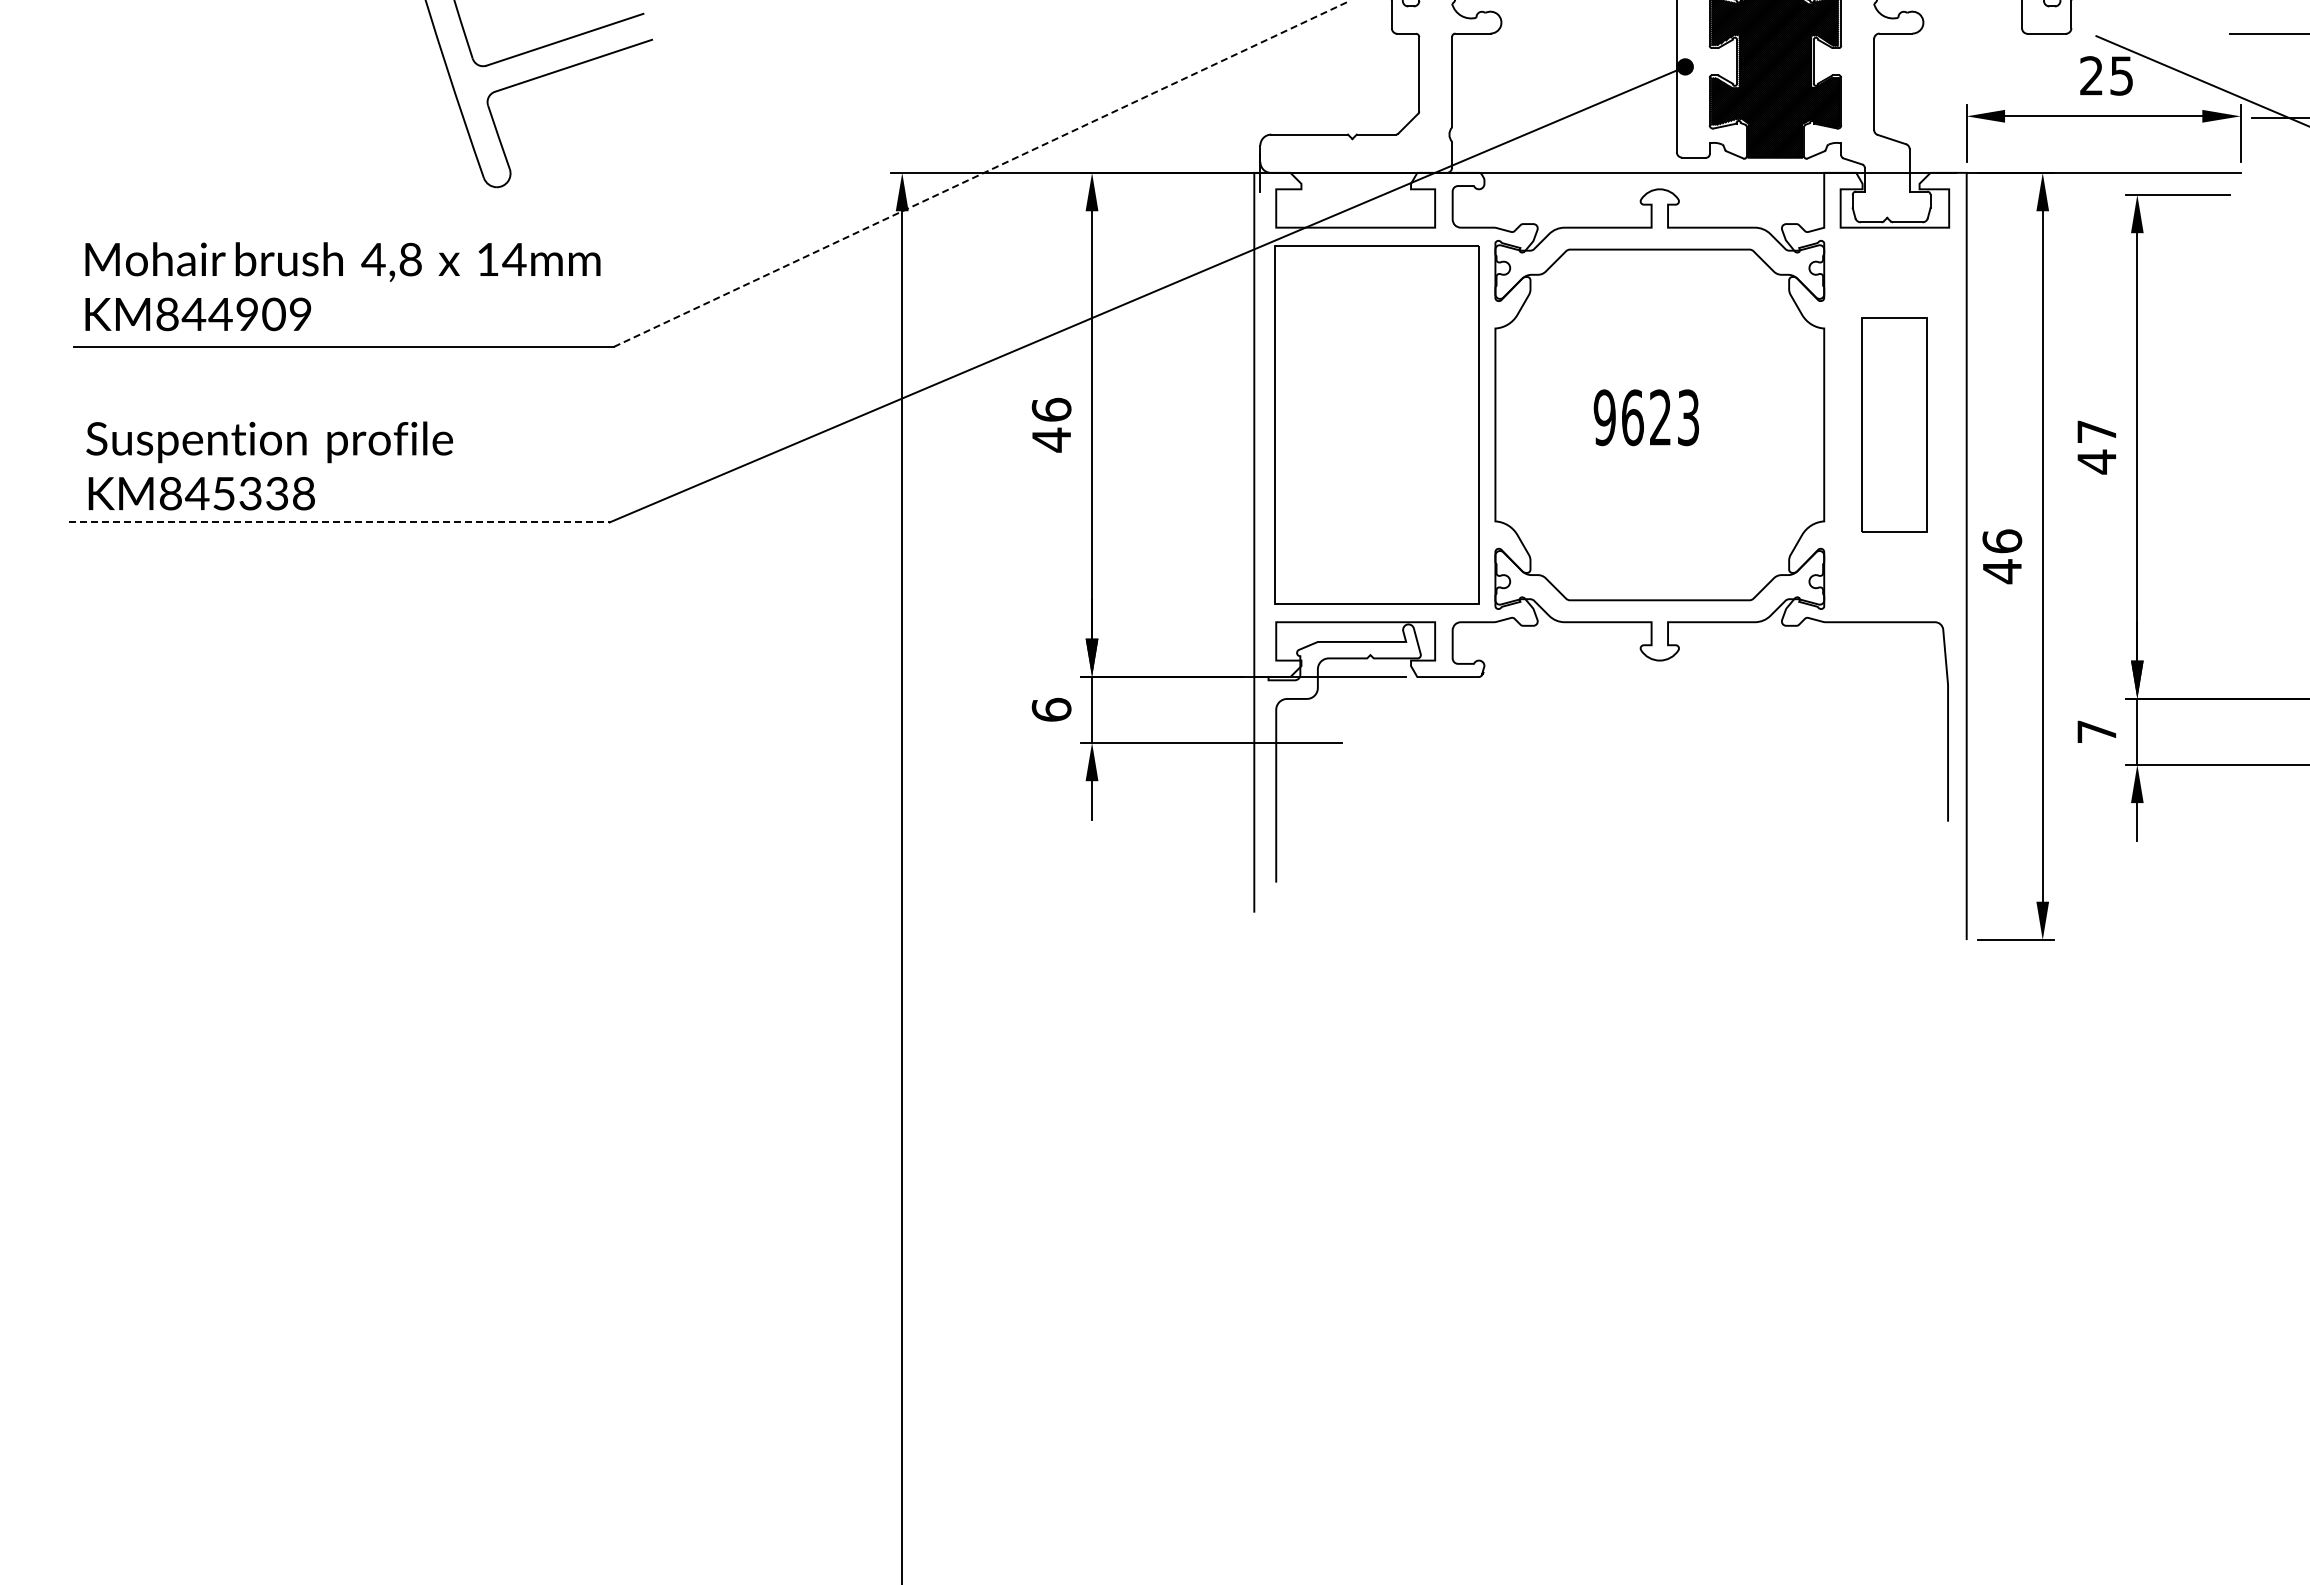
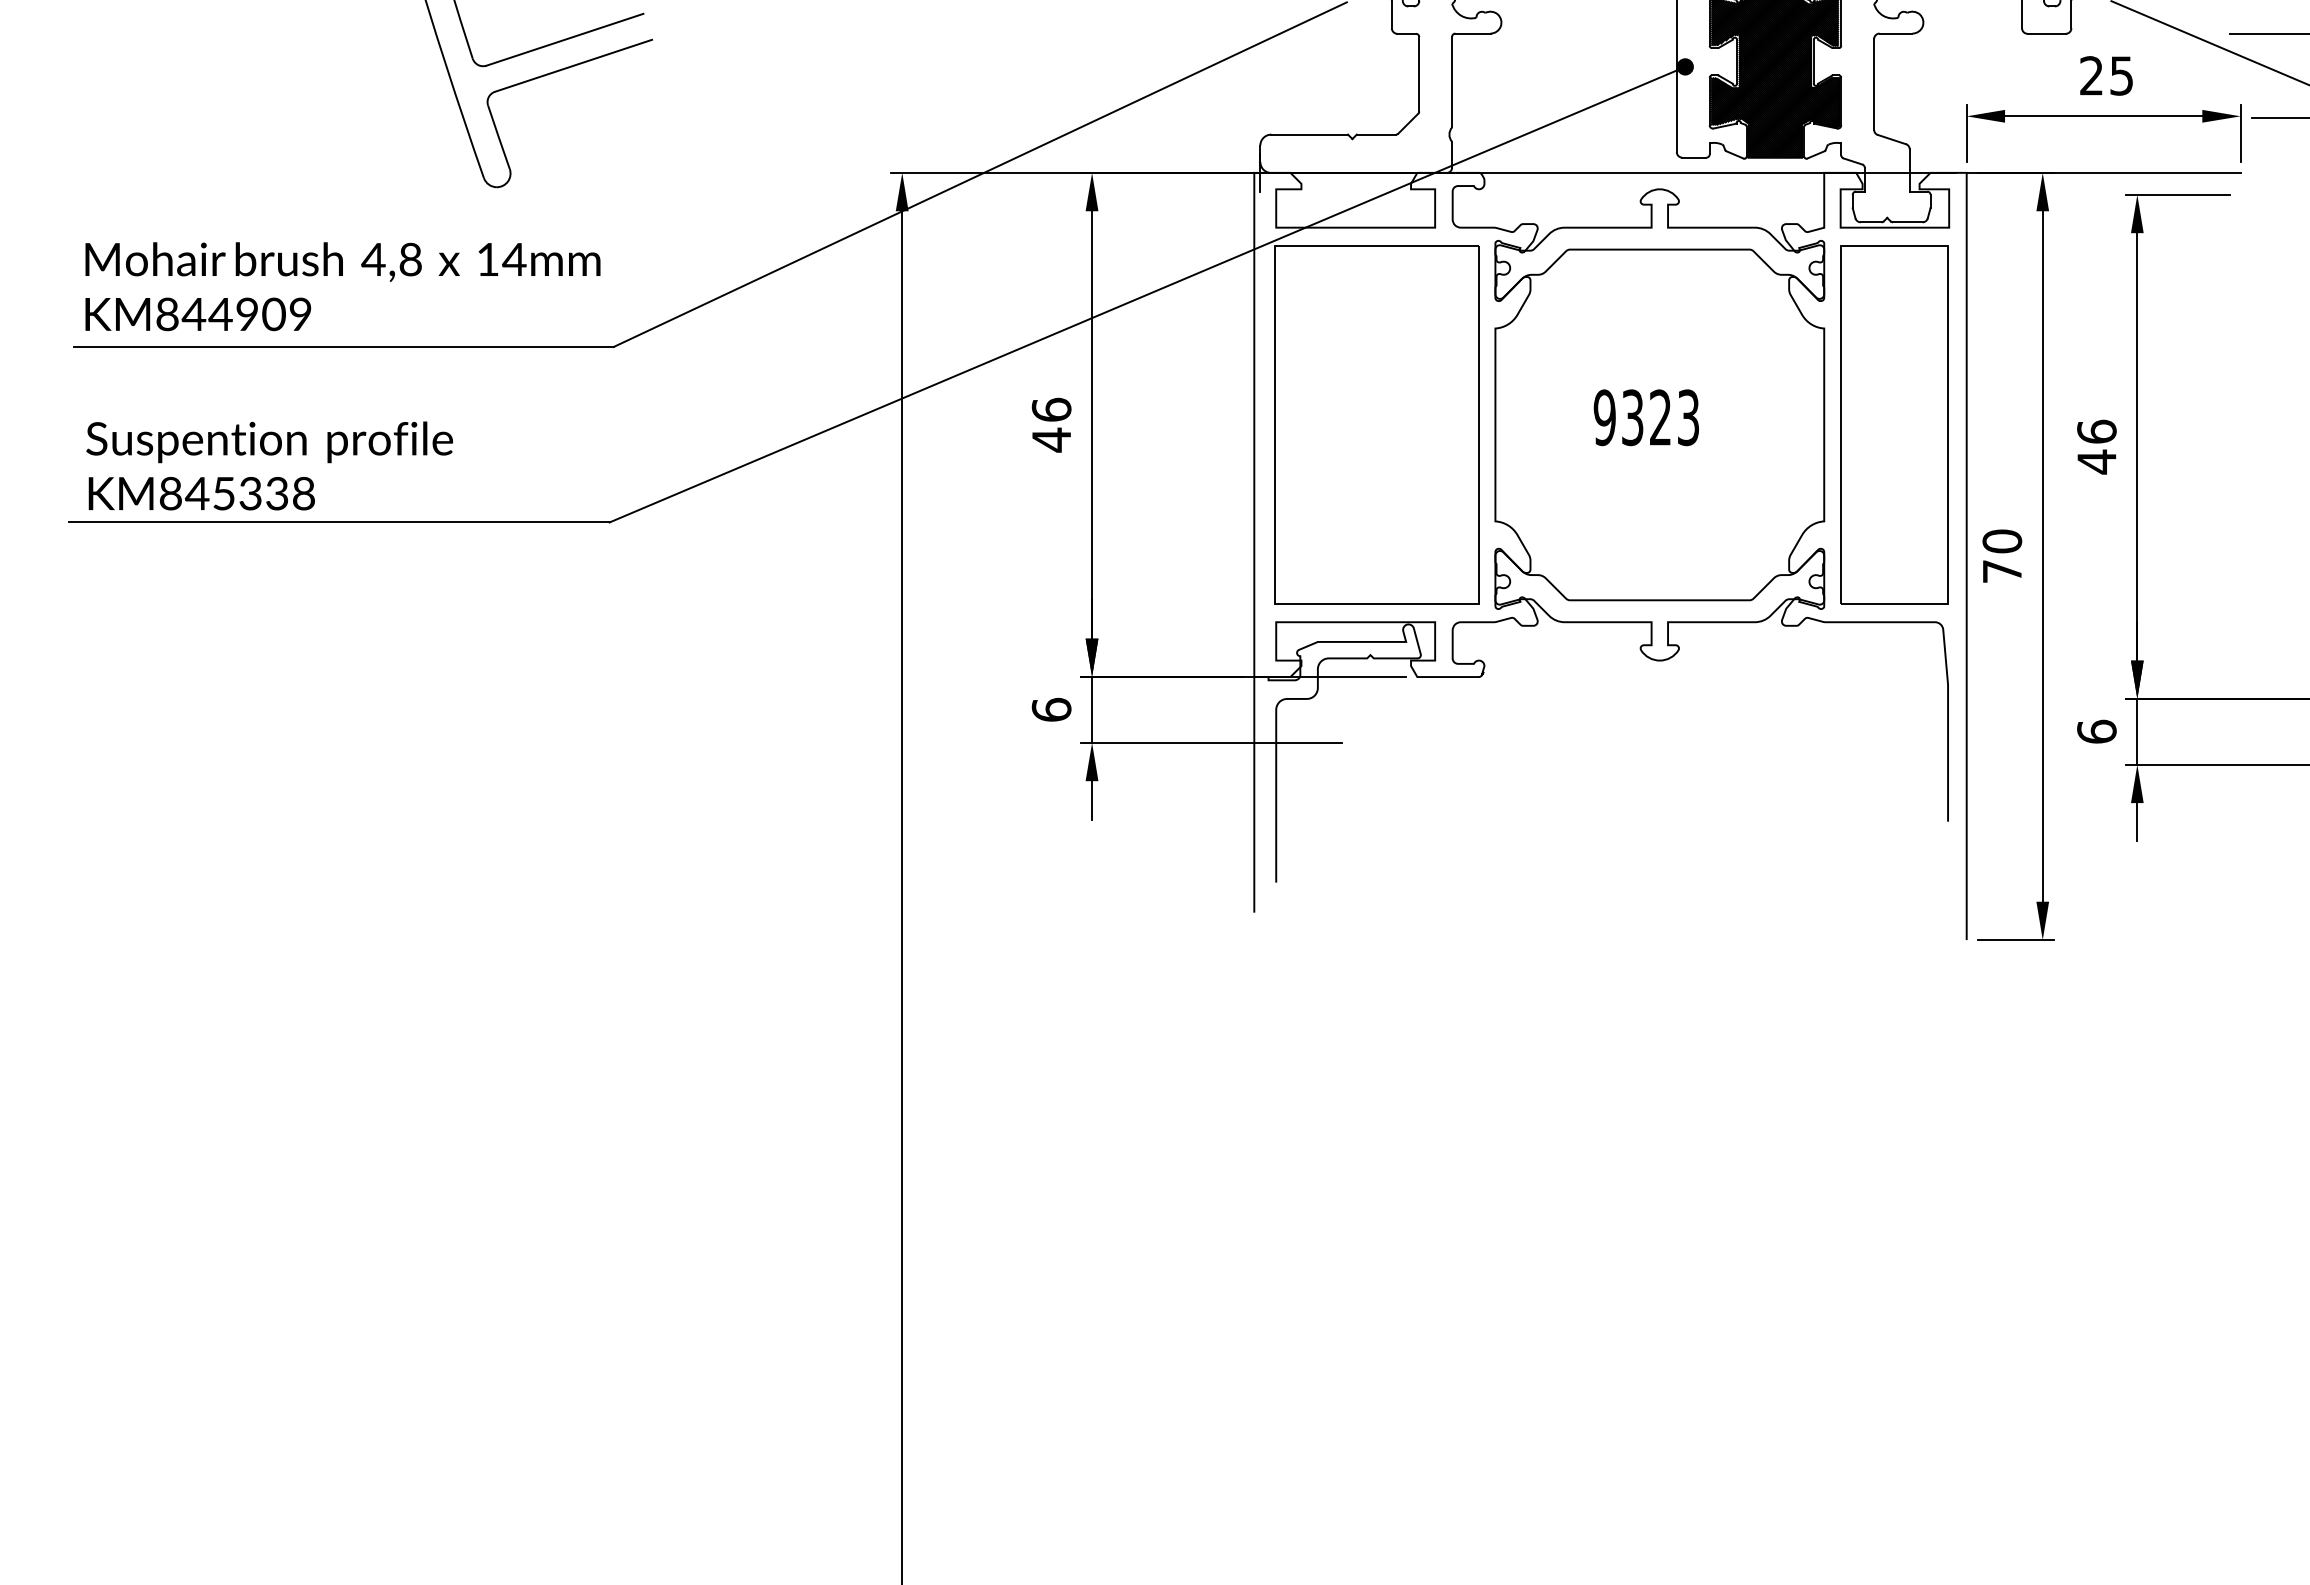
line position: (2201, 80) -> (2210, 43) (2210, 43)
line: dashed -> solid (979, 174)
text: 9623 -> 9323 (1632, 417)
part size: 67x216 px -> 109x360 px (1894, 424)
text: 47 -> 46 (2096, 431)
line: dashed -> solid (339, 522)
text: 46 -> 70 (2001, 556)
text: 7 -> 6 (2096, 731)
